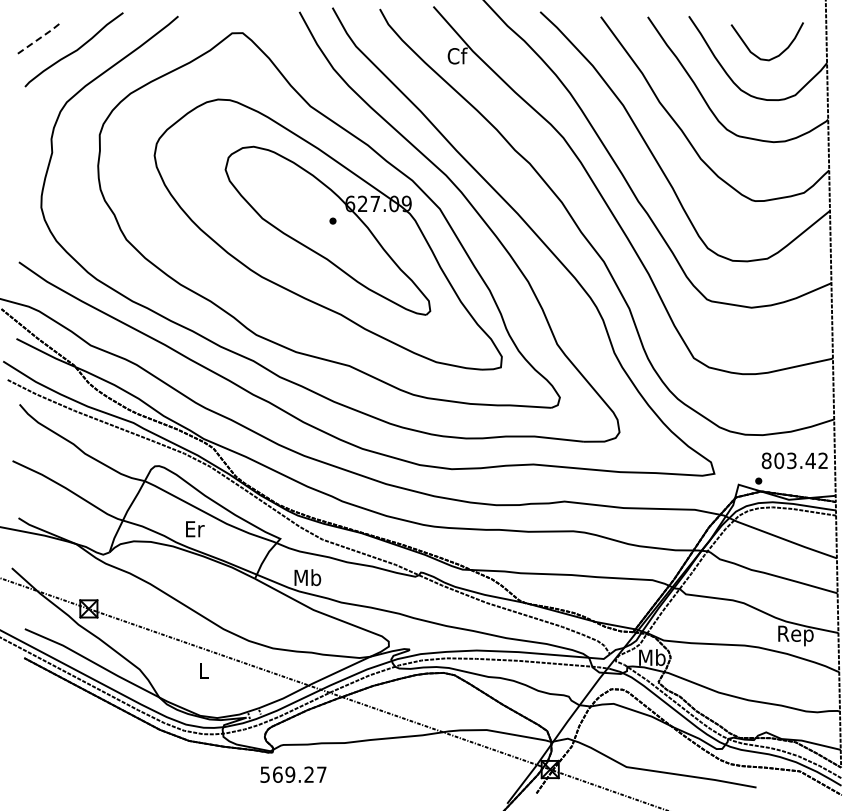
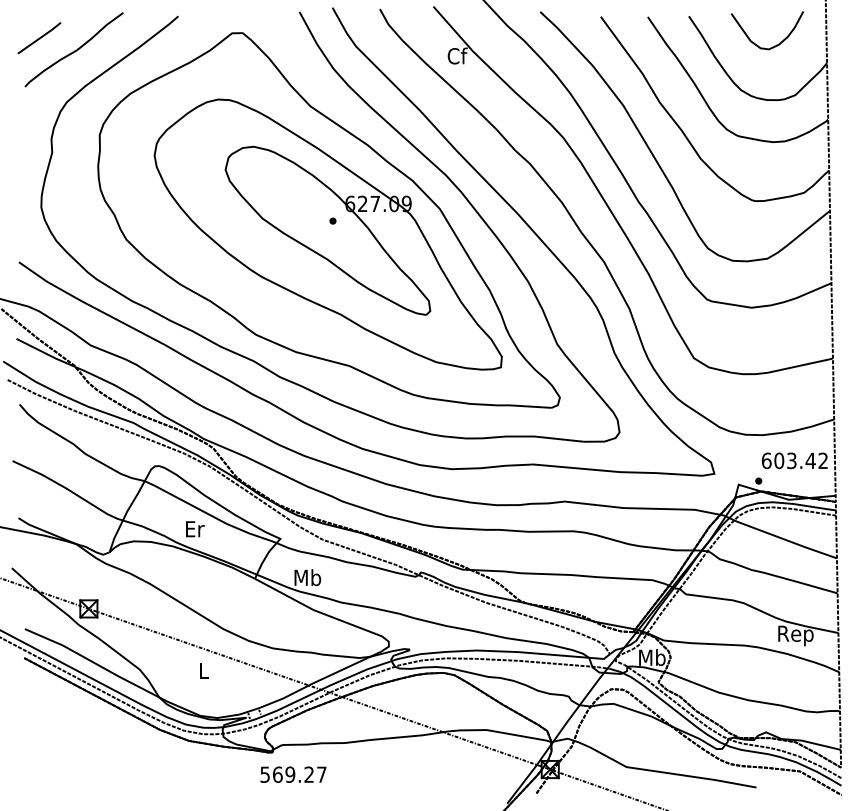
line: dashed -> solid (40, 37)
curve position: (757, 55) -> (757, 44) (757, 44)
text: 803.42 -> 603.42 (766, 460)
